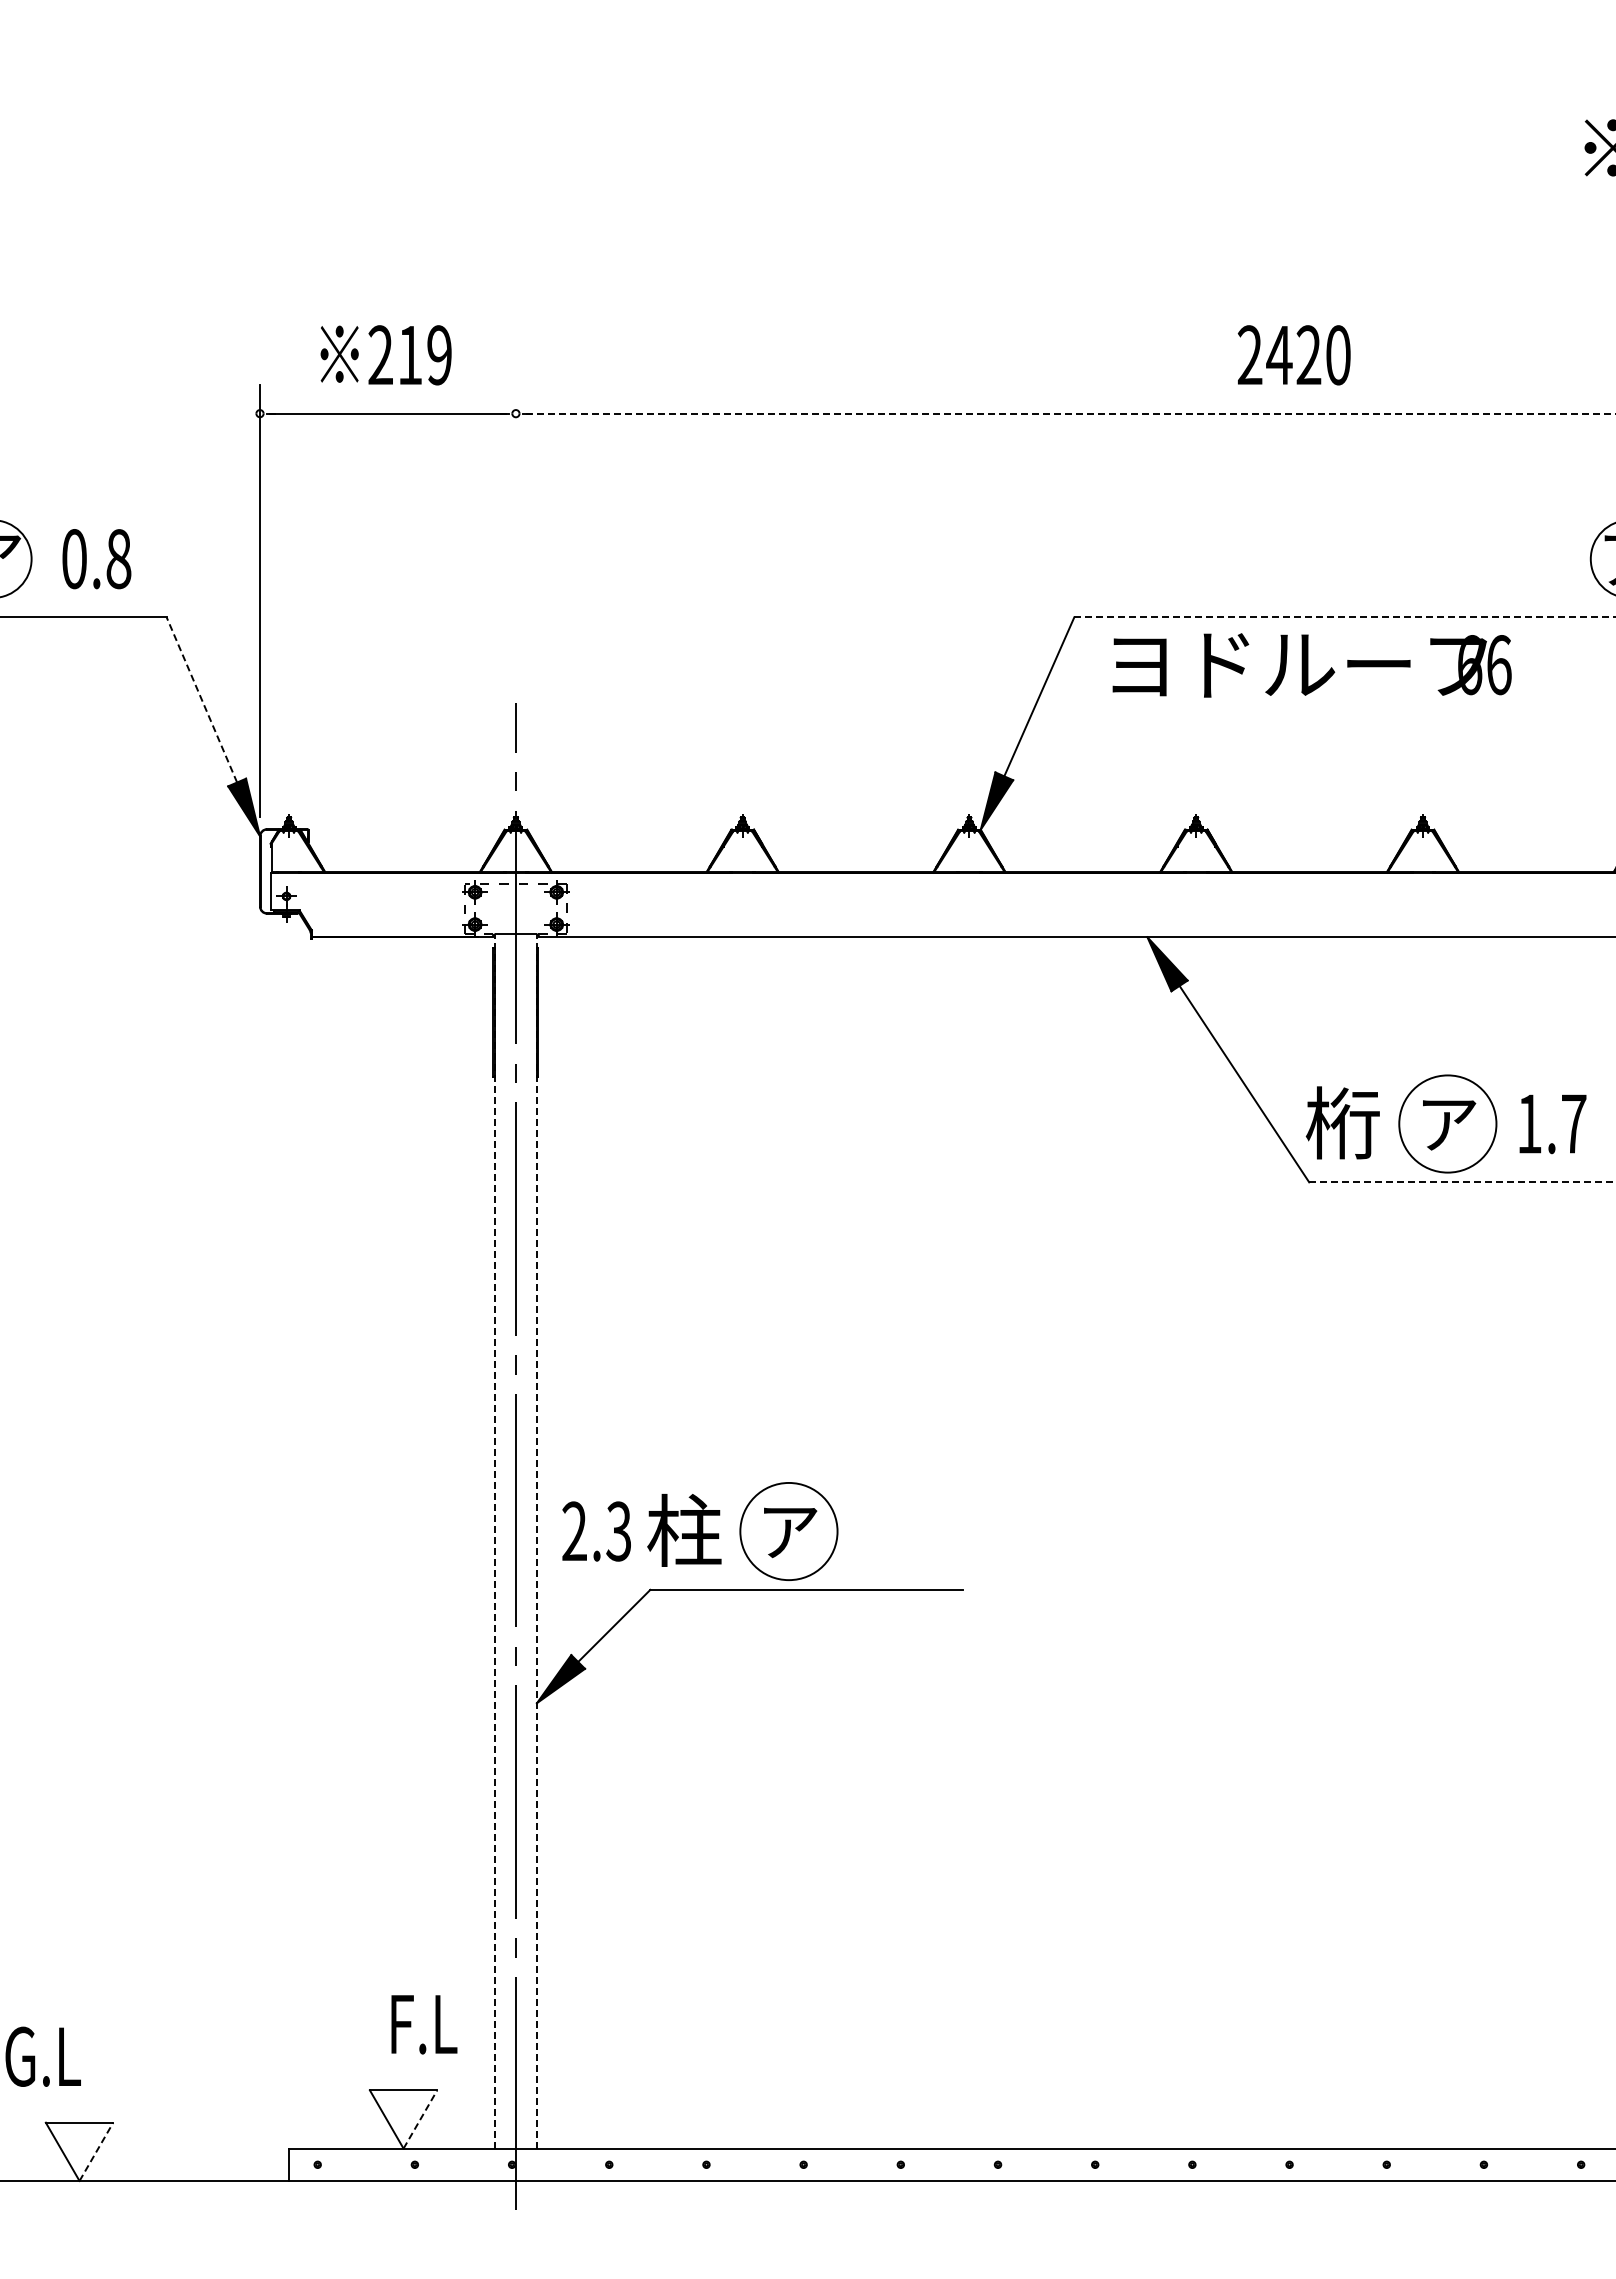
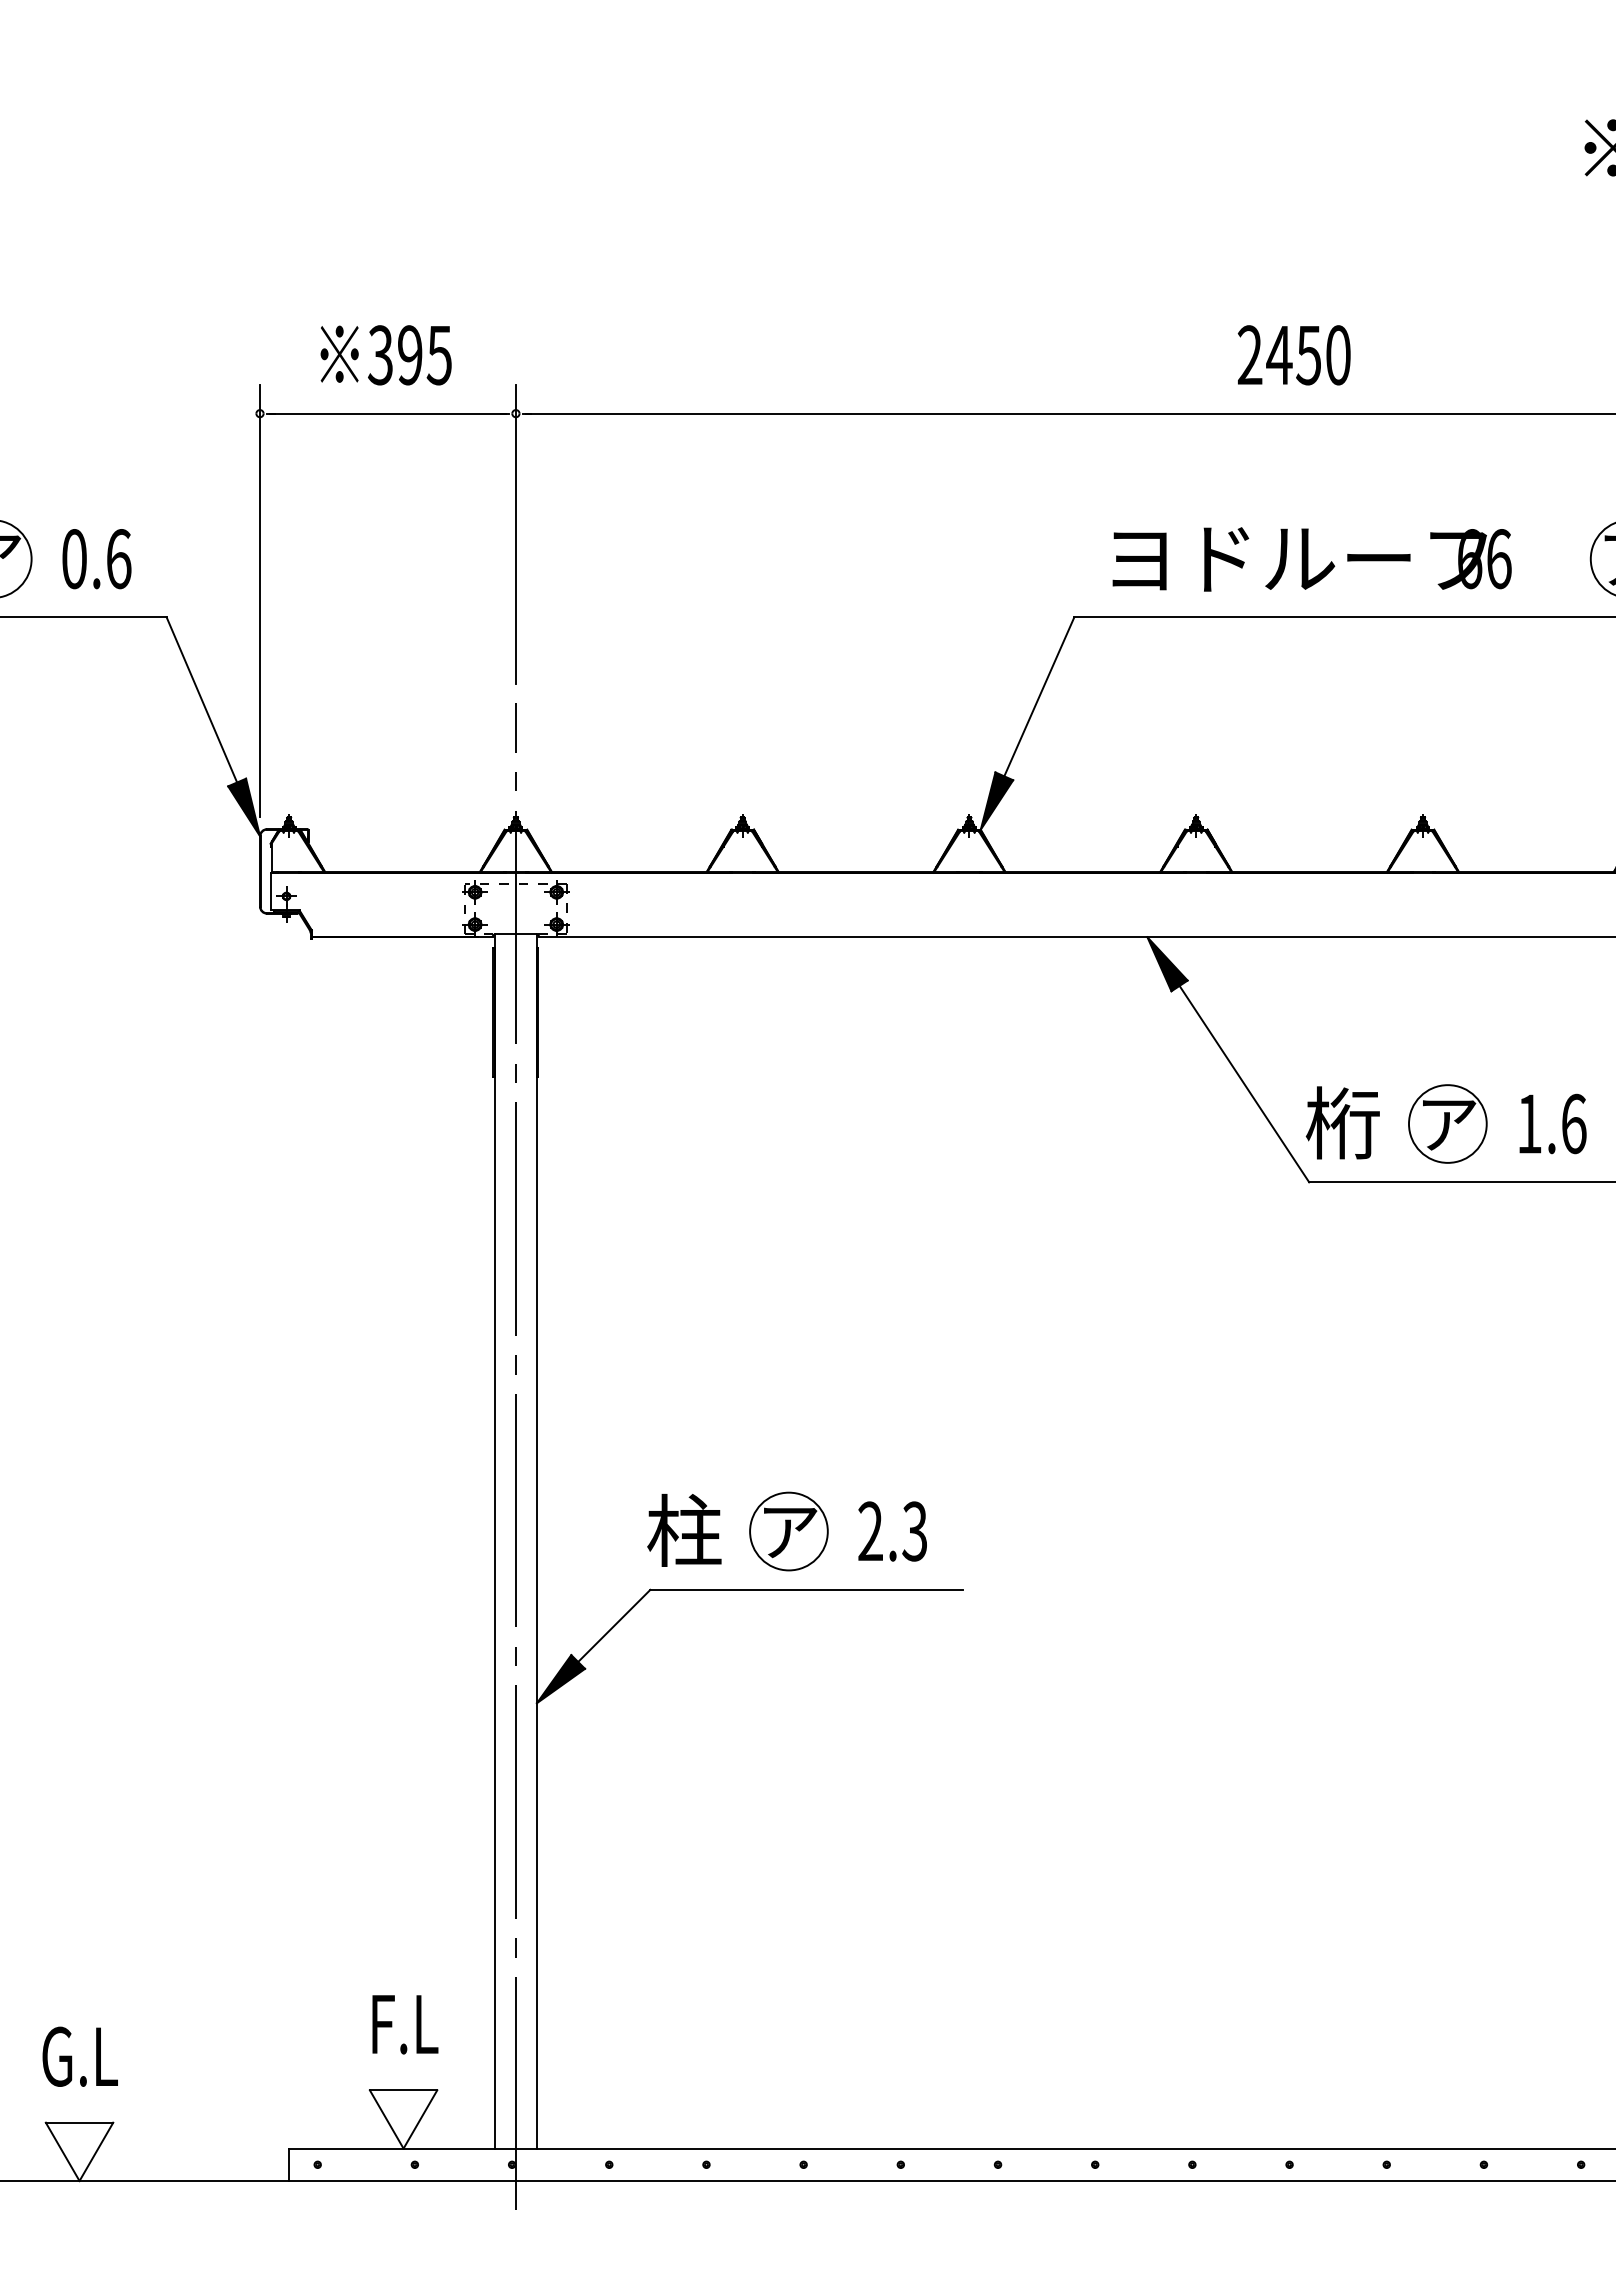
text: 219 -> 395 (409, 355)
text: 2420 -> 2450 (1308, 355)
line: dashed -> solid (1070, 413)
line: none -> present (515, 533)
text: 0.8 -> 0.6 (118, 559)
line: dashed -> solid (1345, 617)
text position: (1311, 665) -> (1311, 559) (1311, 559)
line: dashed -> solid (201, 699)
circle diameter: 97 px -> 78 px (1447, 1123)
text: 1.7 -> 1.6 (1574, 1123)
line: dashed -> solid (1463, 1182)
text position: (596, 1531) -> (892, 1531) (892, 1531)
circle diameter: 97 px -> 78 px (788, 1531)
line: dashed -> solid (494, 1541)
line: dashed -> solid (536, 1541)
text position: (424, 2024) -> (405, 2024) (405, 2024)
text position: (42, 2056) -> (79, 2056) (79, 2056)
line: dashed -> solid (420, 2119)
line: dashed -> solid (96, 2151)
